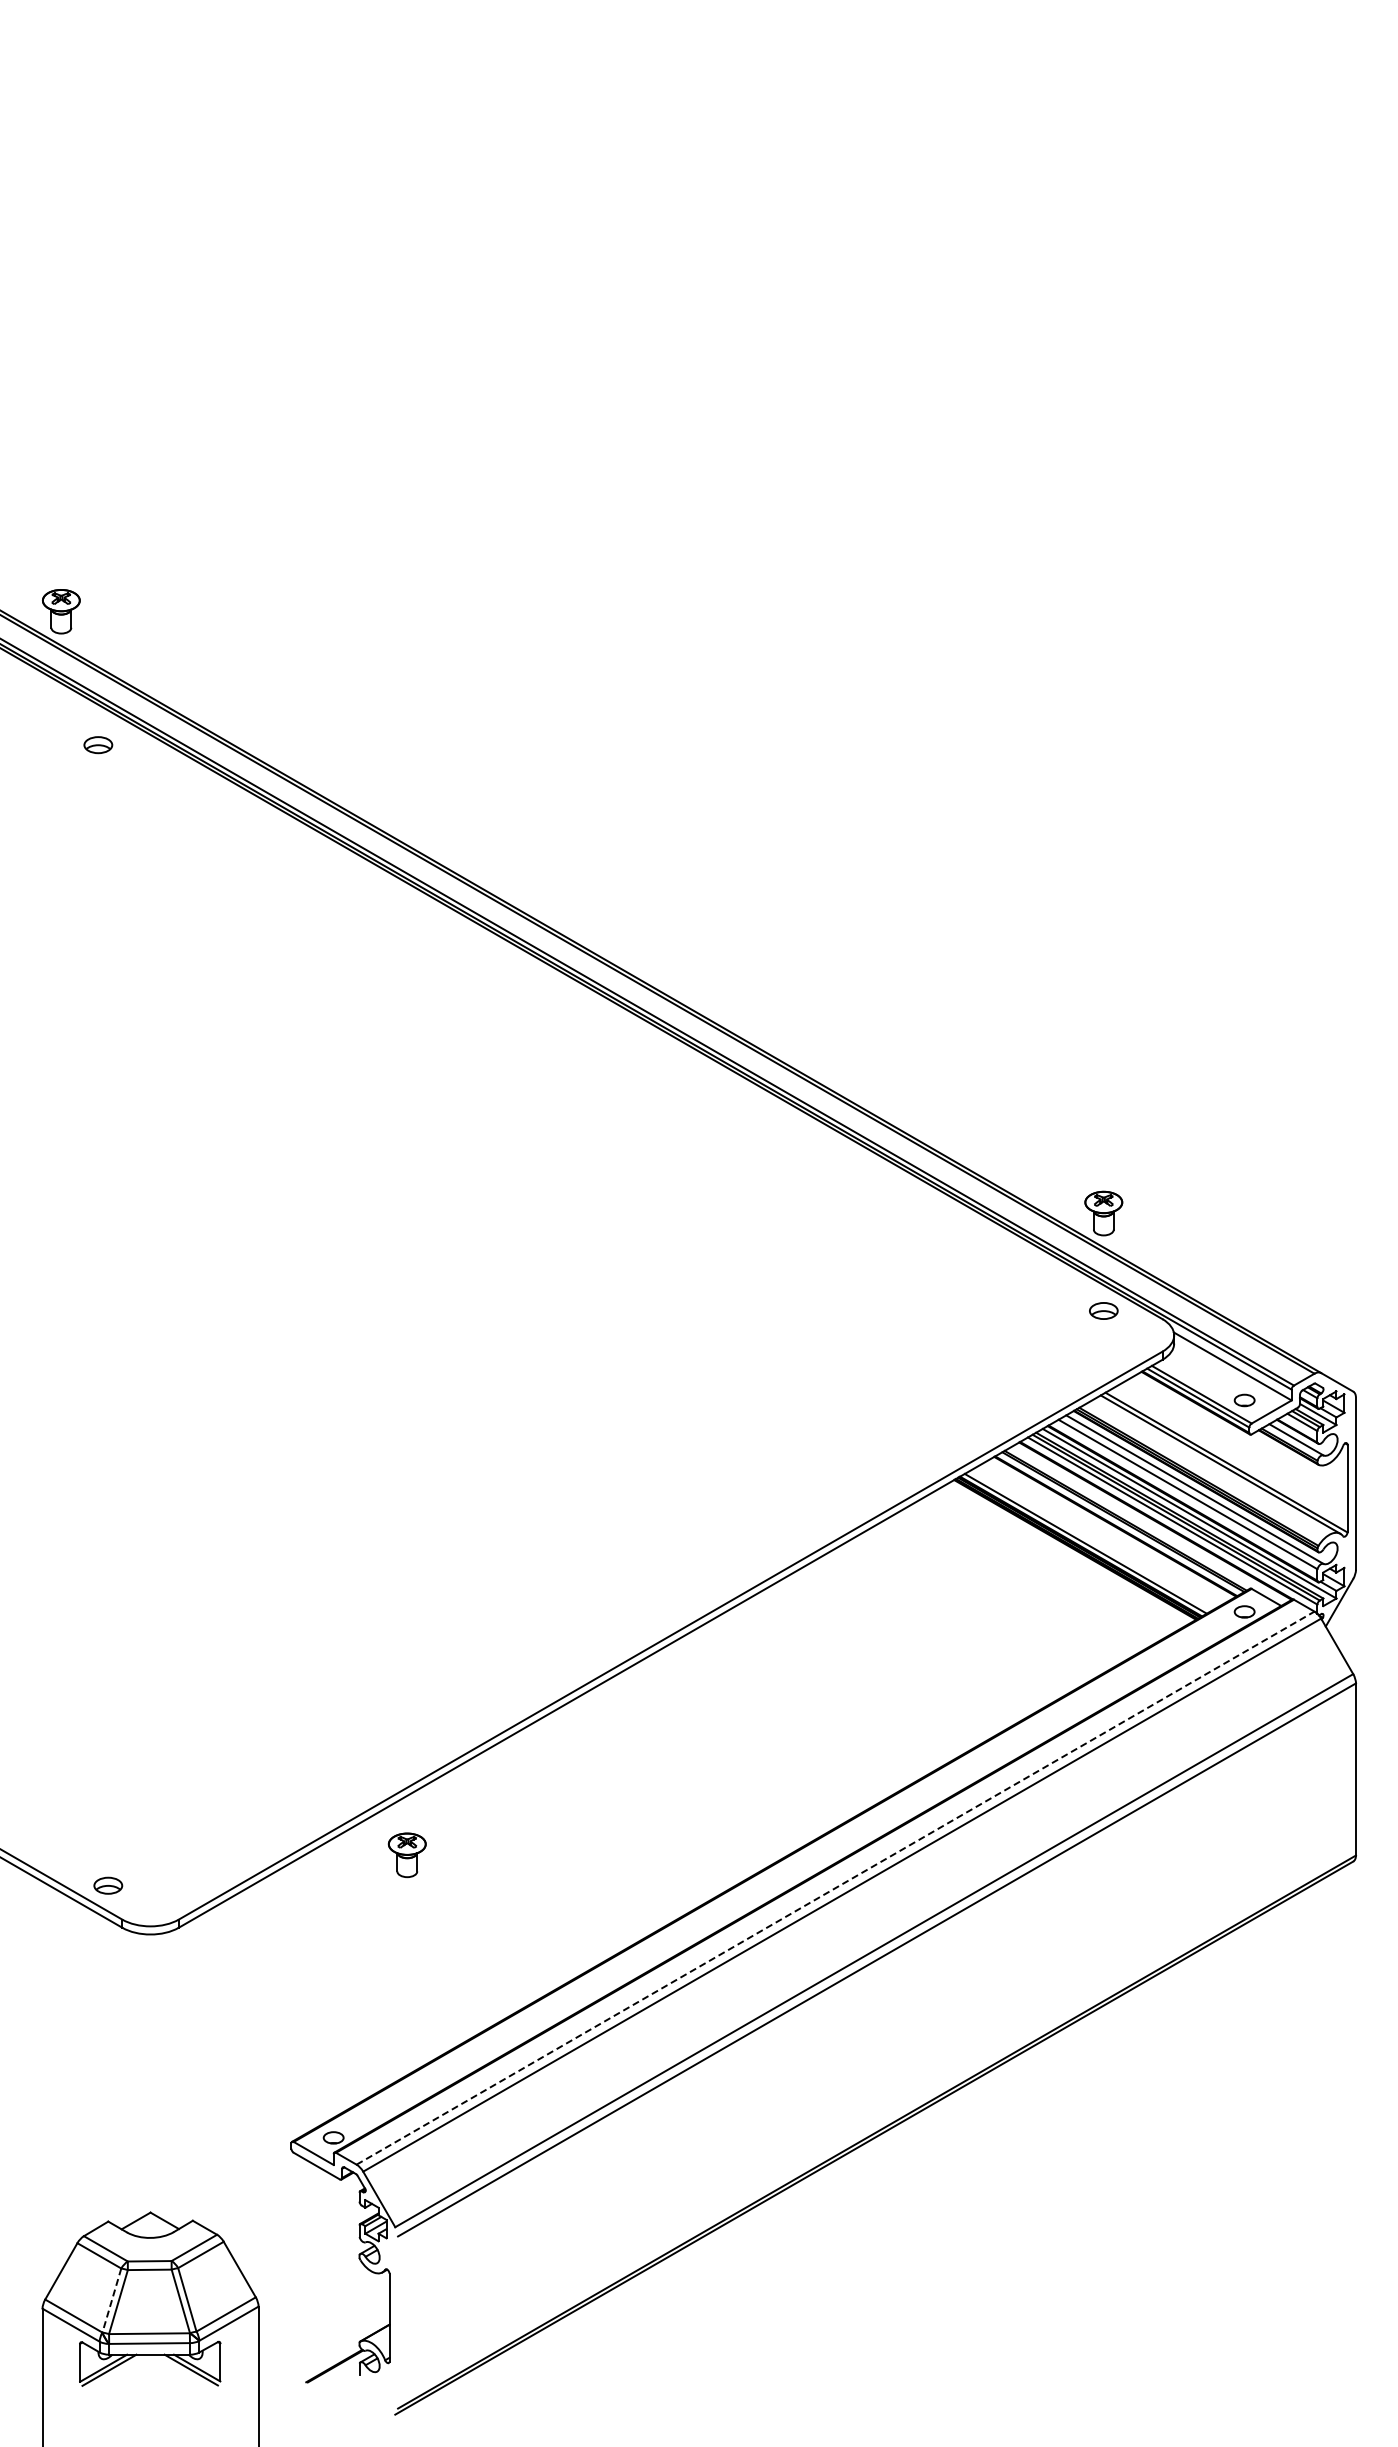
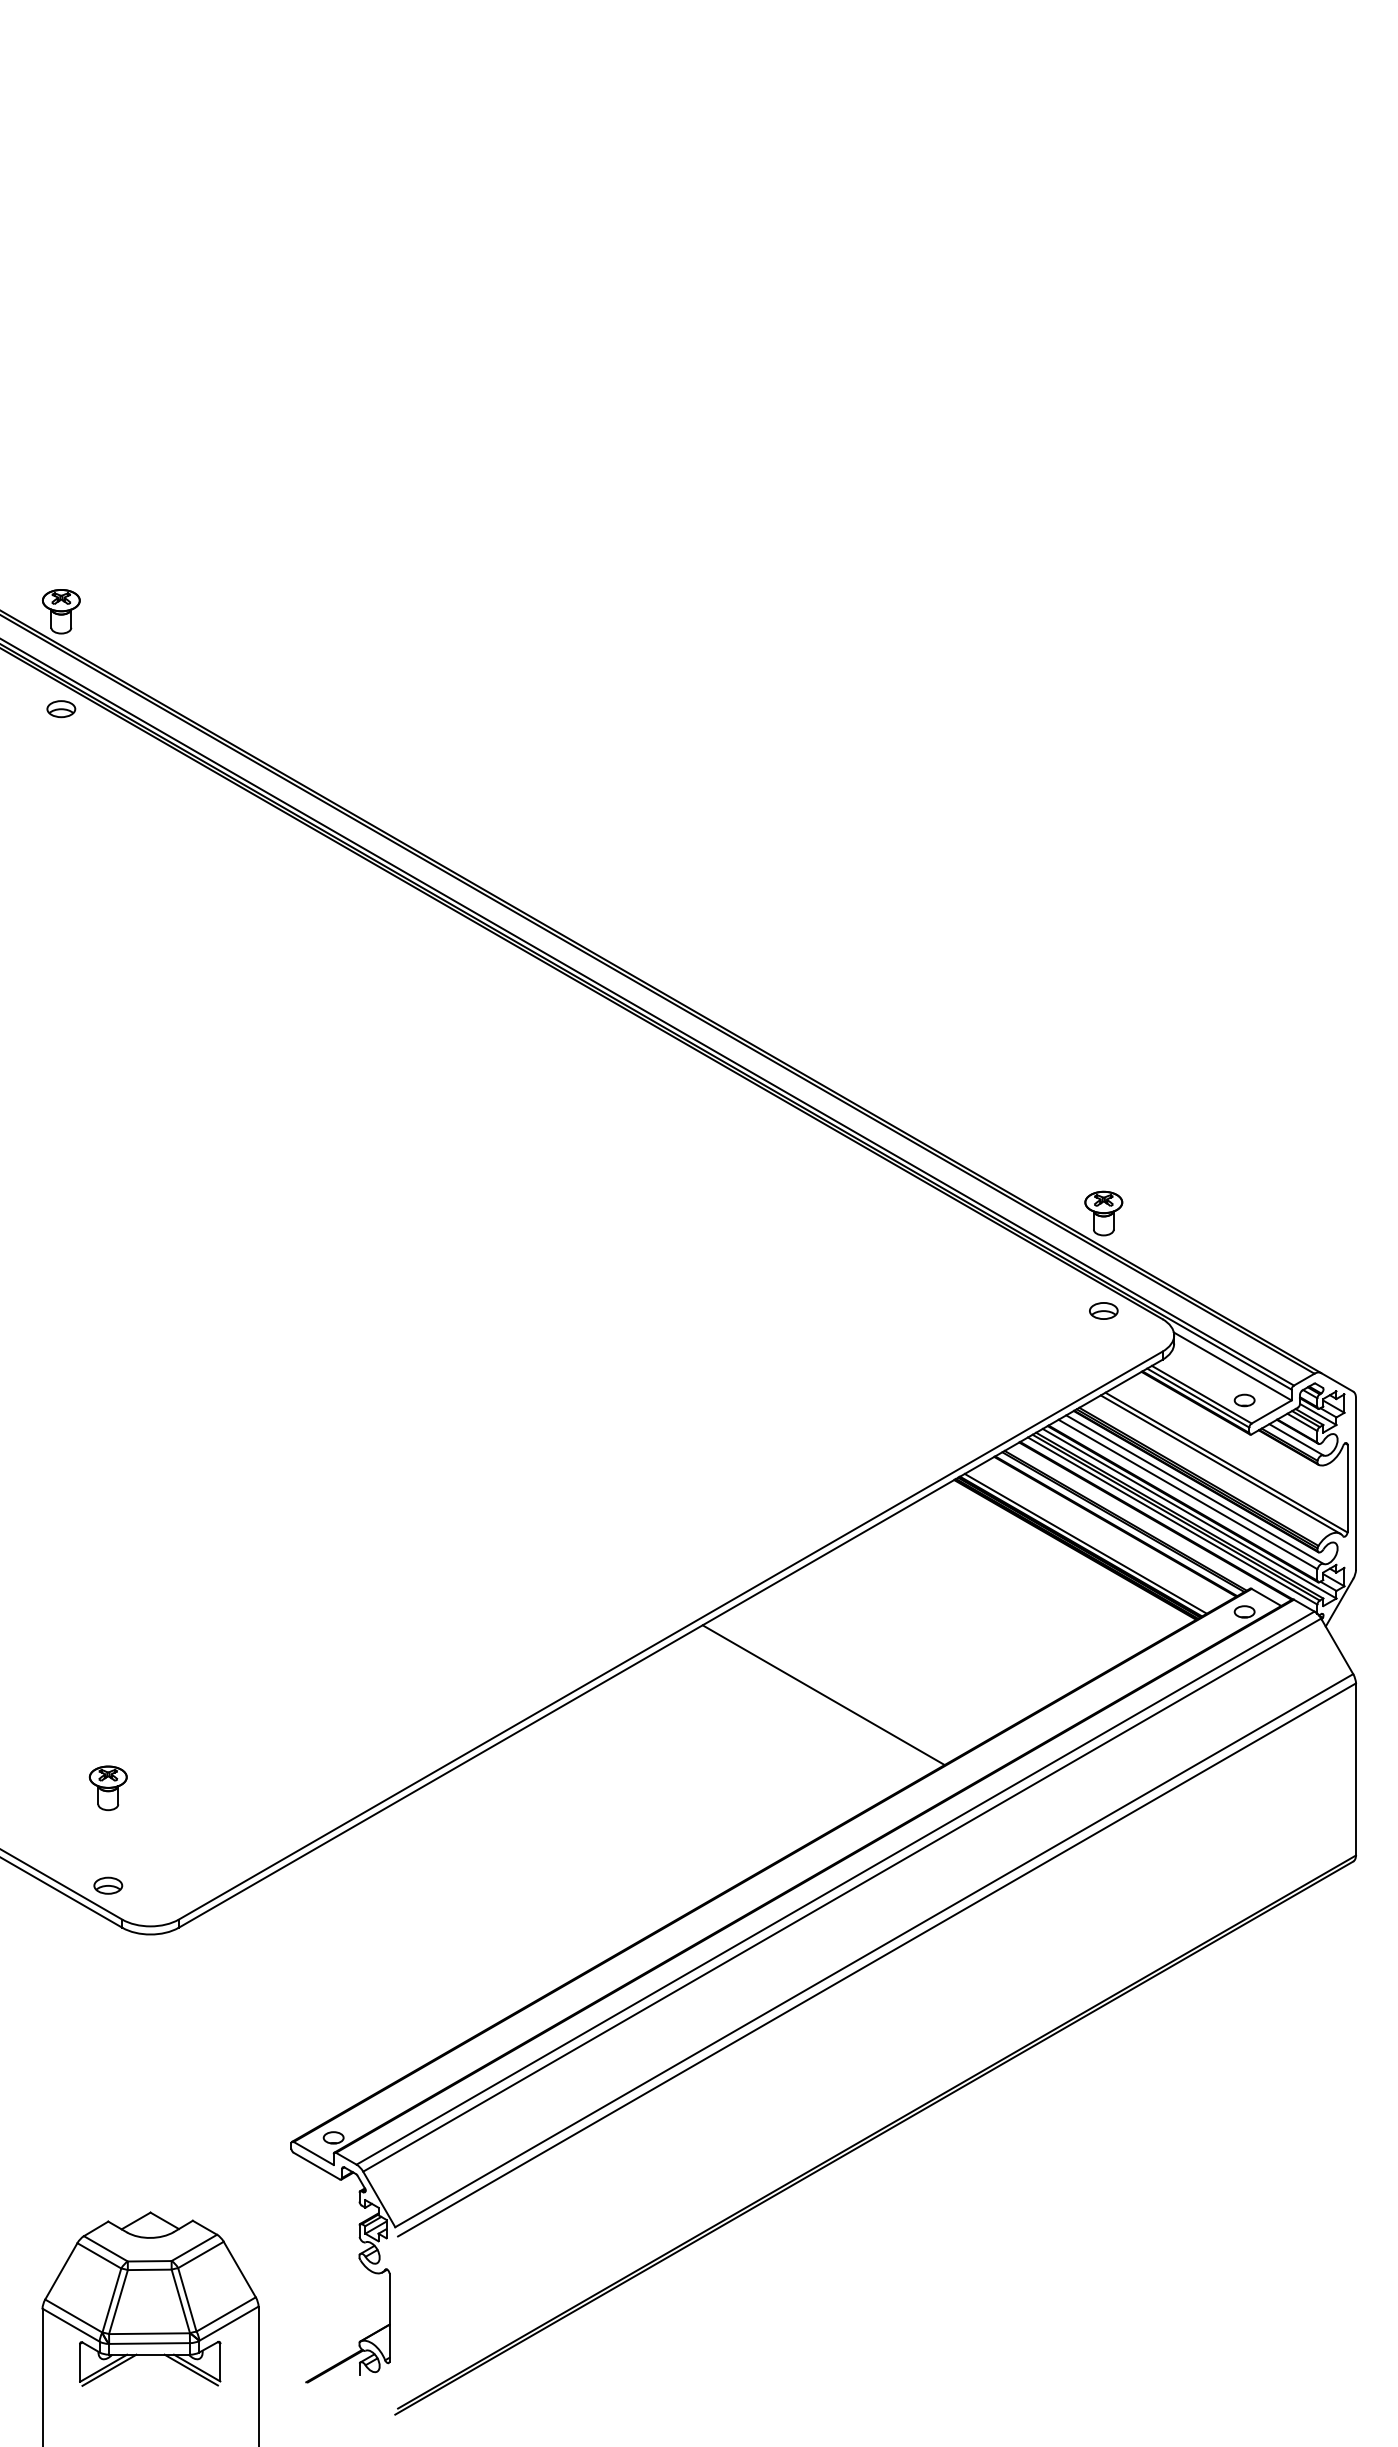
part position: (98, 745) -> (61, 709) (61, 709)
line: none -> present (823, 1695)
part position: (406, 1855) -> (107, 1788) (107, 1788)
line: dashed -> solid (835, 1887)
line: dashed -> solid (111, 2301)
